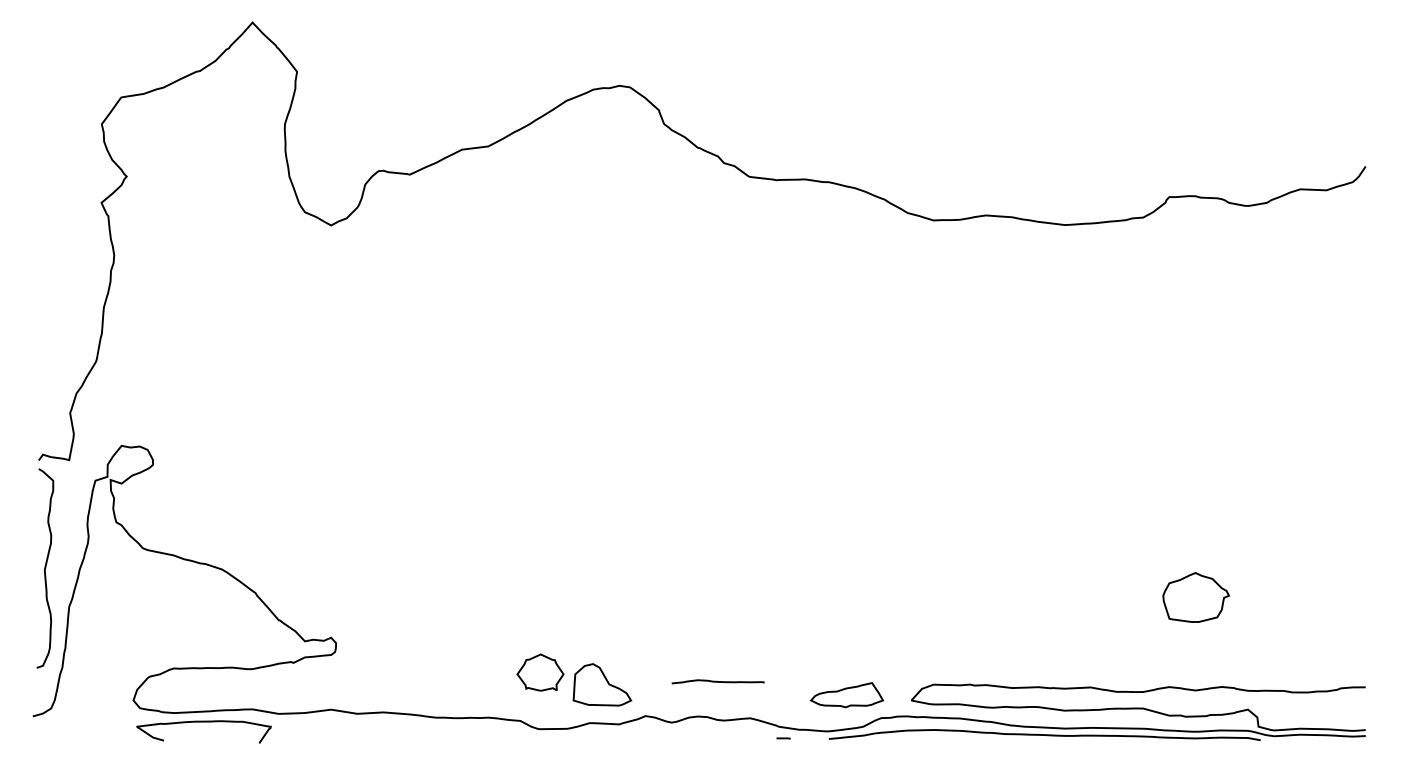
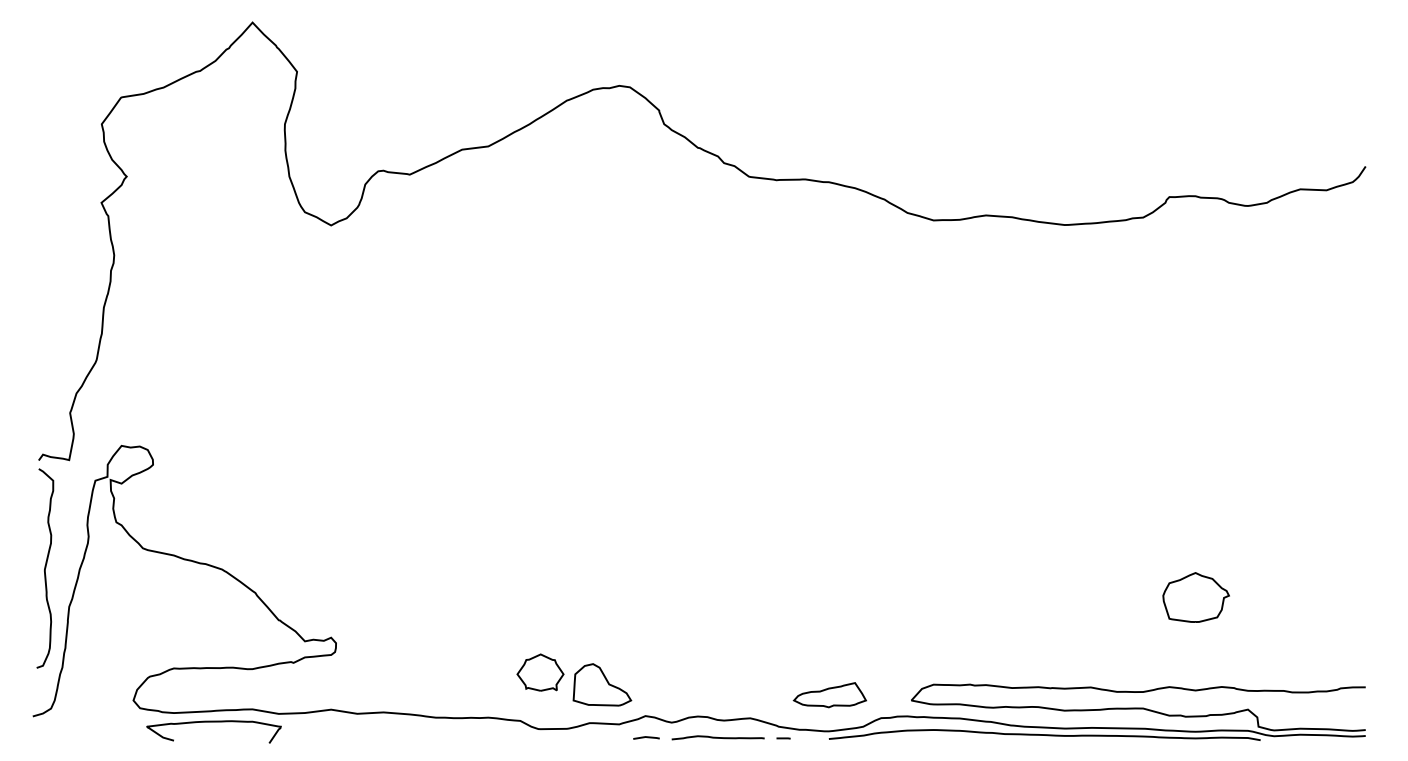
curve position: (717, 681) -> (717, 737) (717, 737)
part position: (846, 695) -> (829, 695) (829, 695)
curve position: (203, 722) -> (213, 722) (213, 722)
line: none -> present (646, 737)
